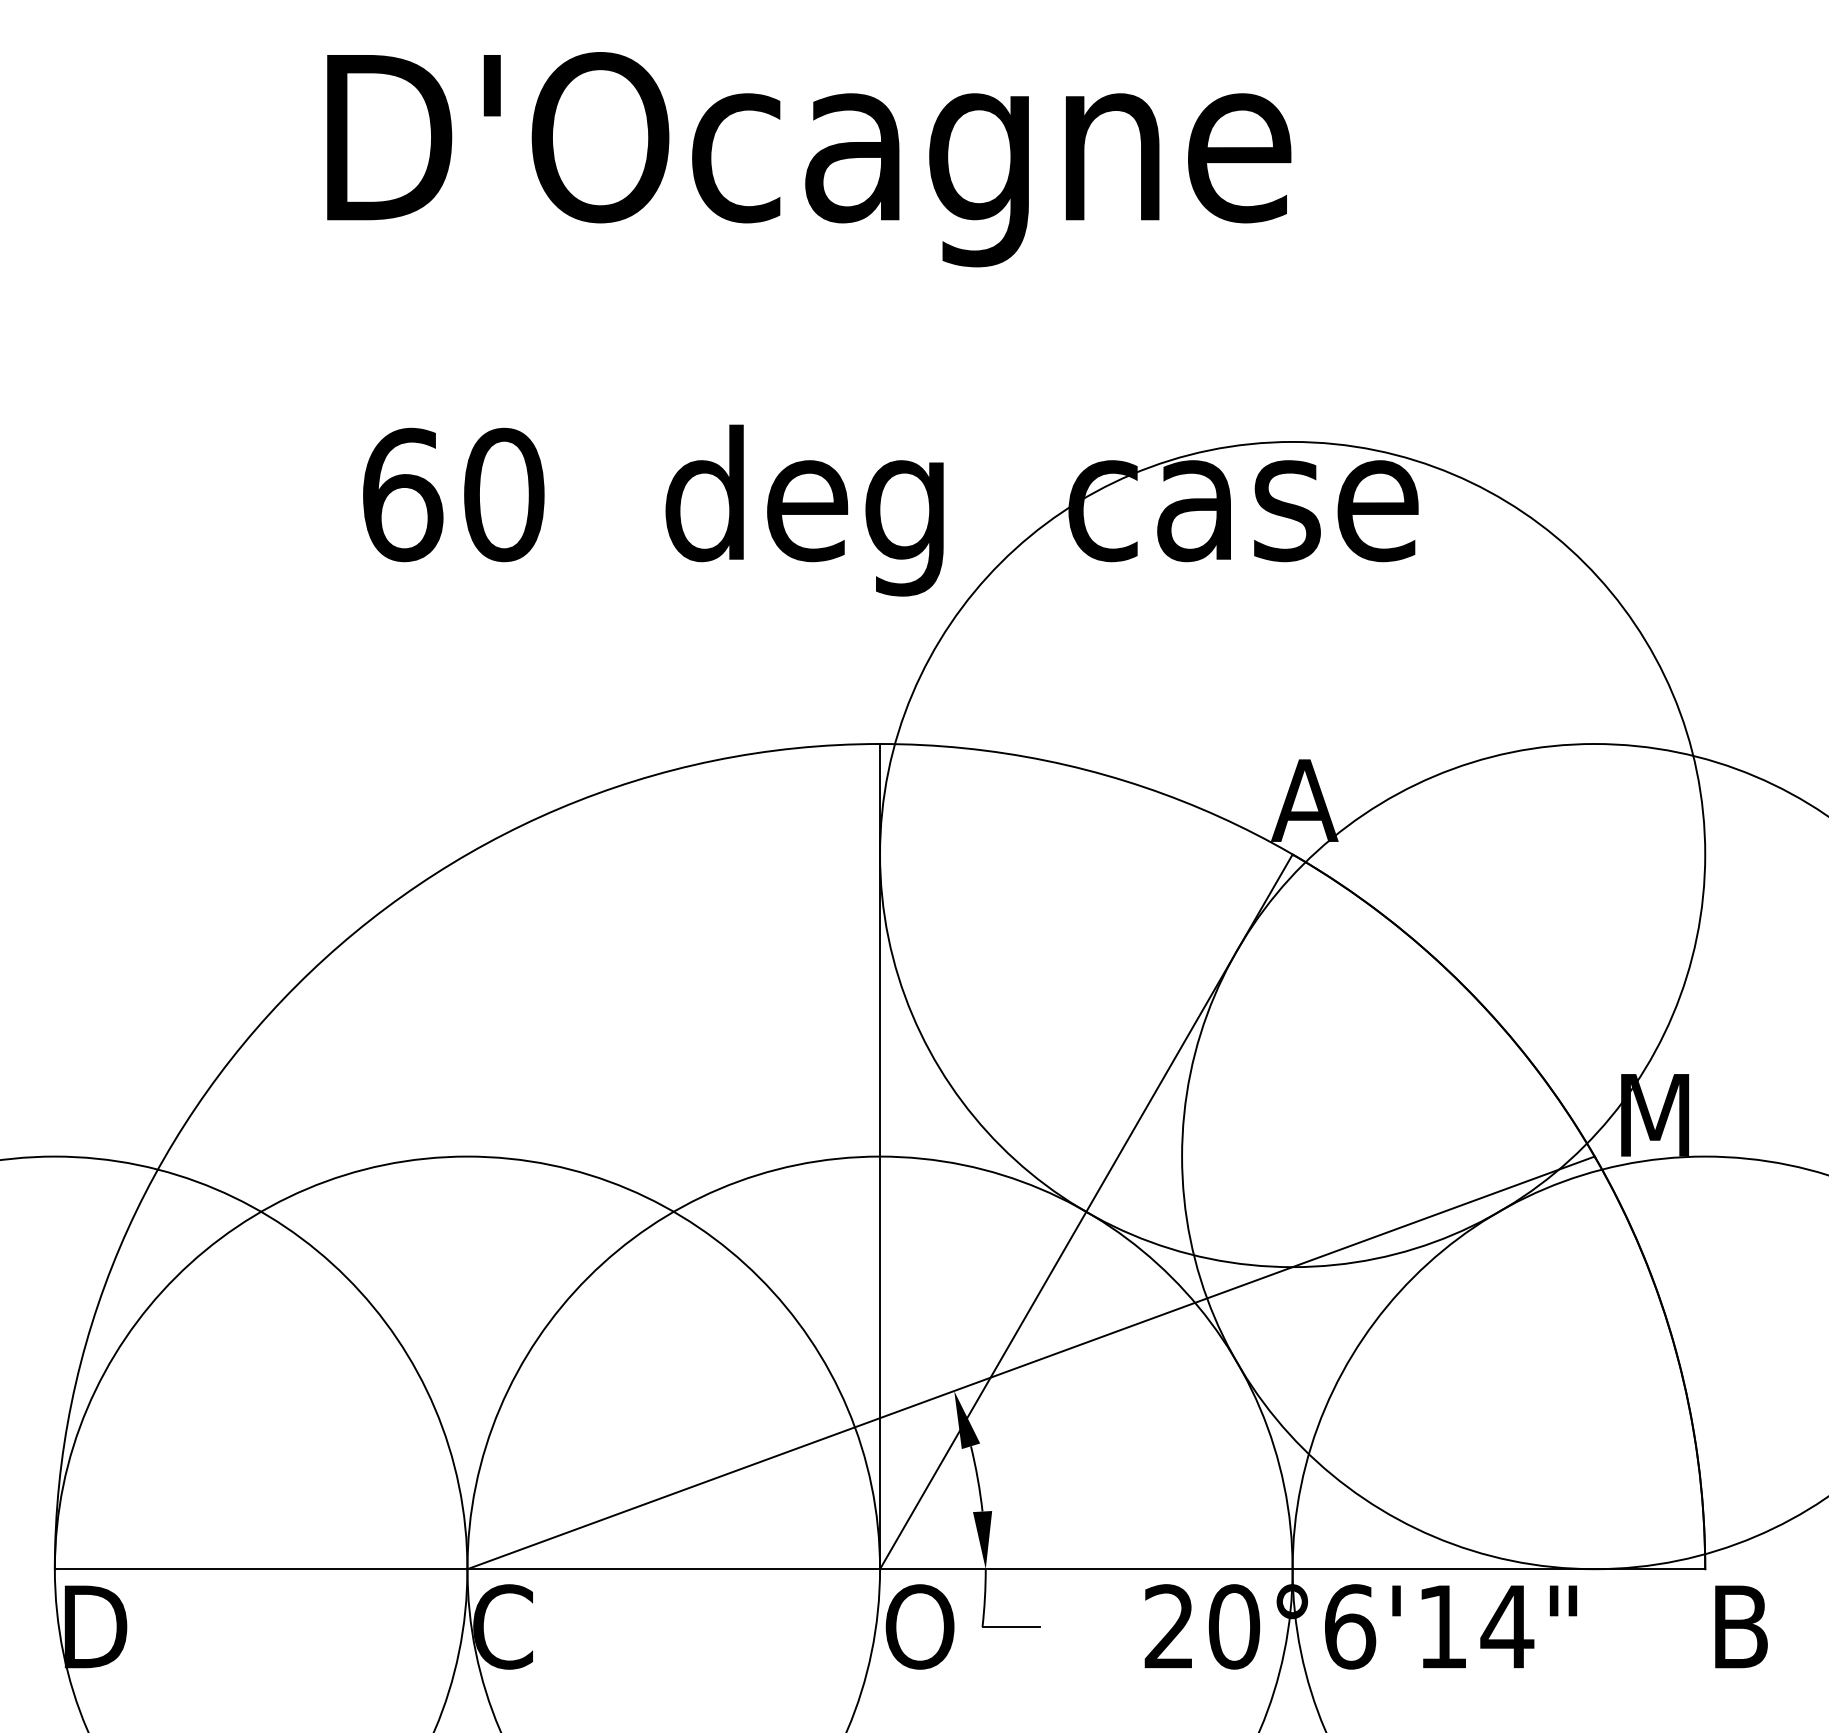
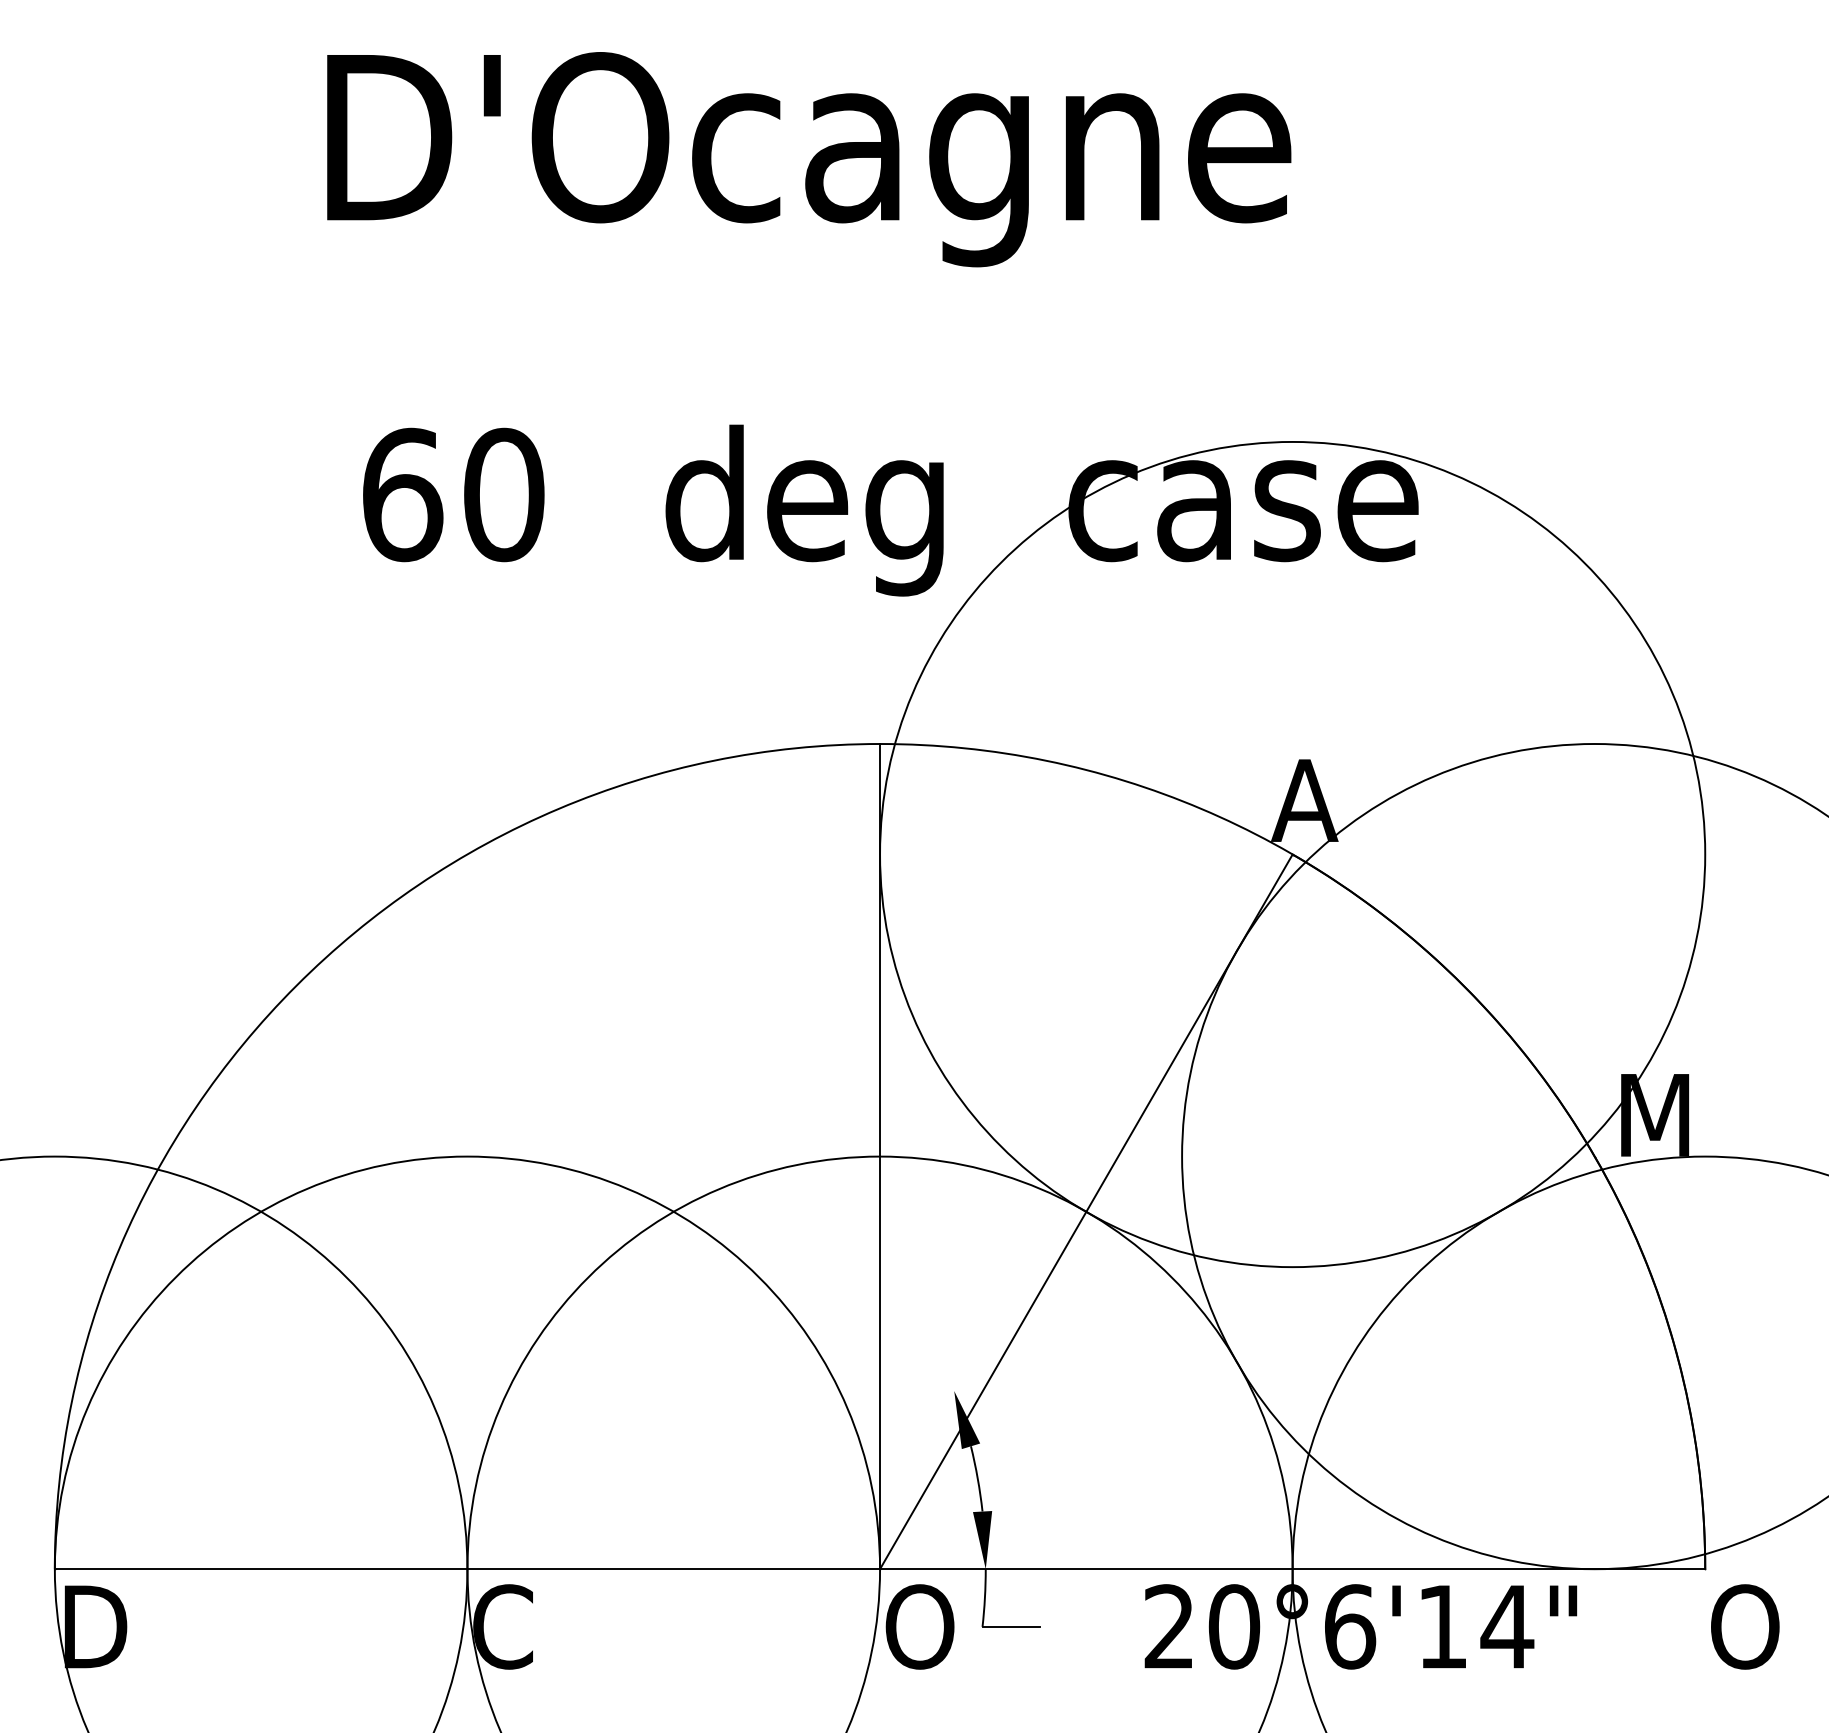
line: present -> none (1030, 1362)
text: B -> O (1745, 1626)
